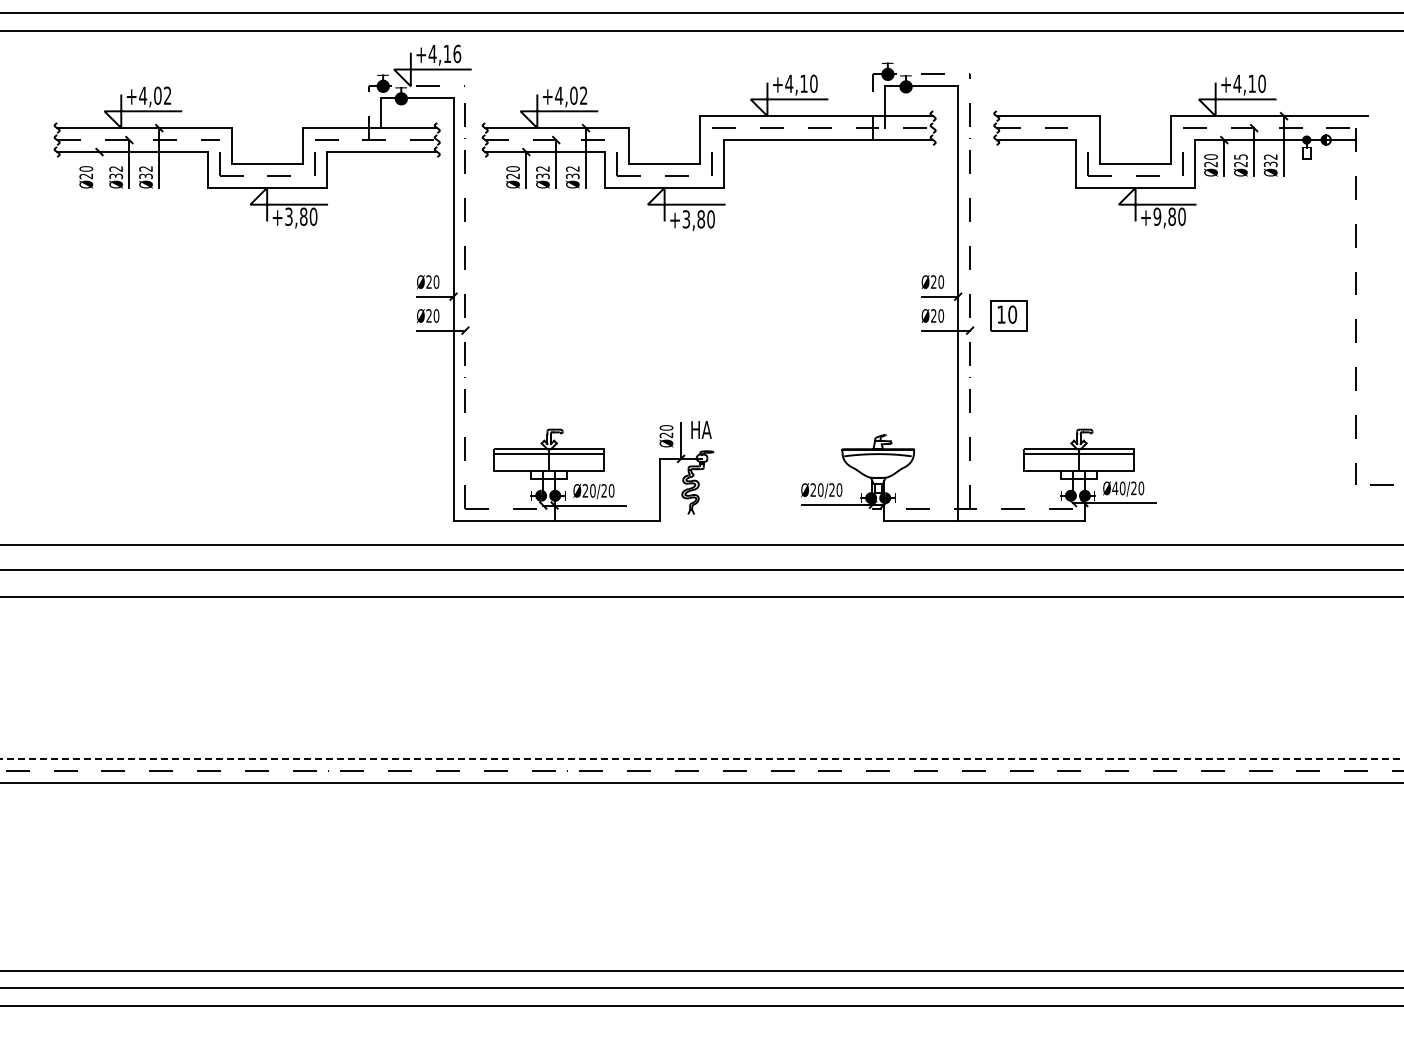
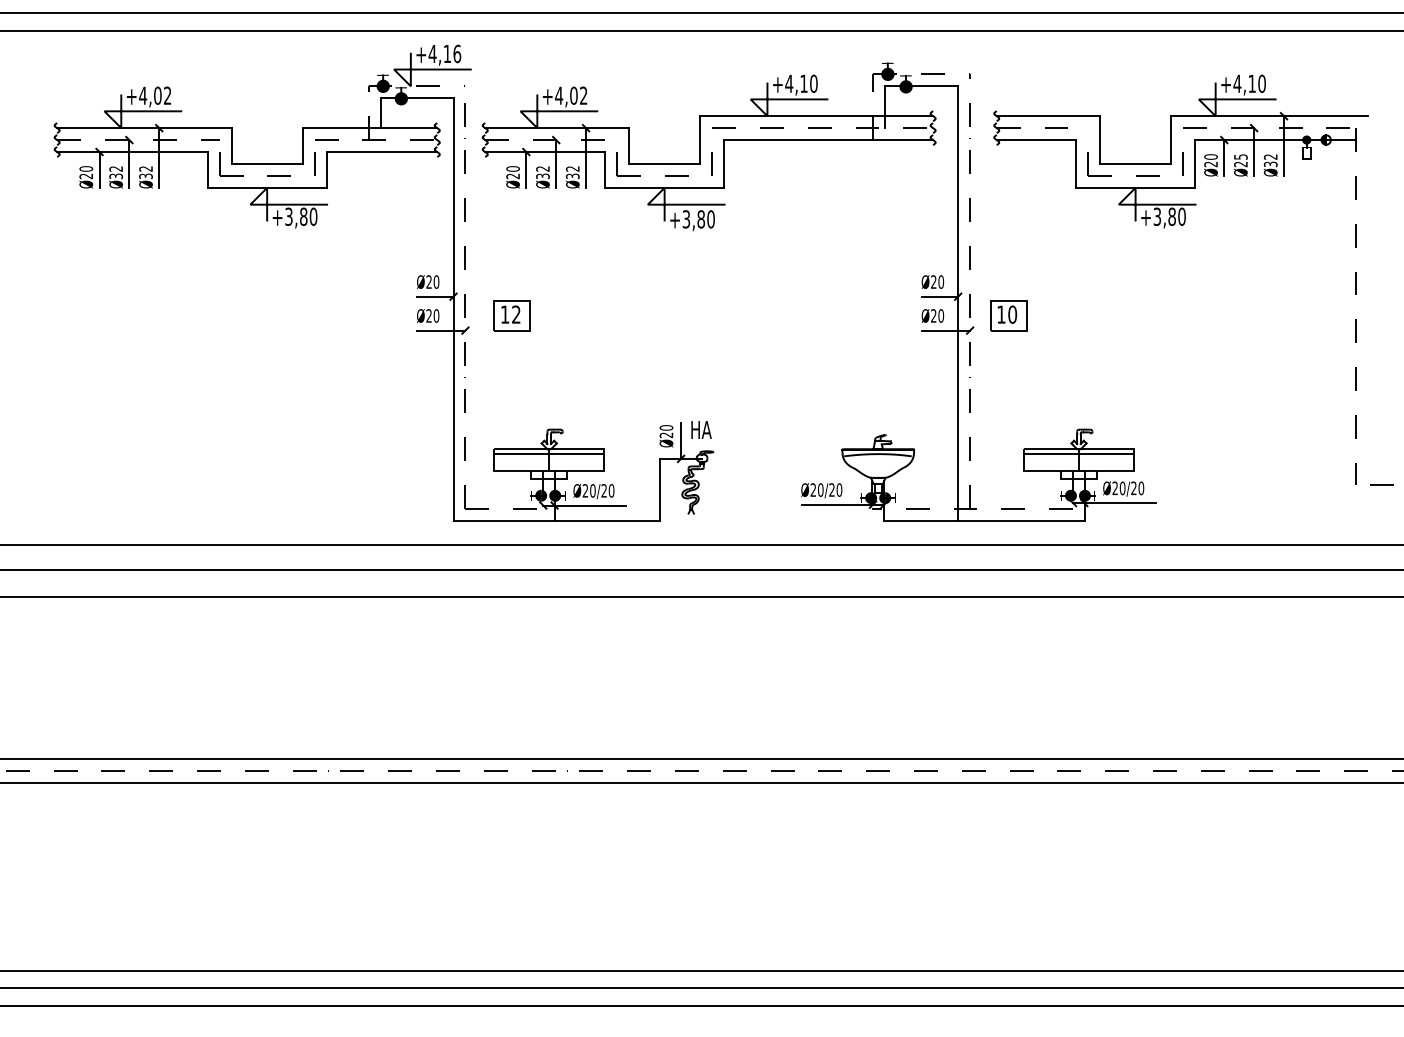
line: none -> present (99, 170)
text: +9,80 -> +3,80 (1157, 216)
part: none -> present (511, 315)
text: Ø40/20 -> Ø20/20 (1115, 488)
line: dashed -> solid (702, 759)
